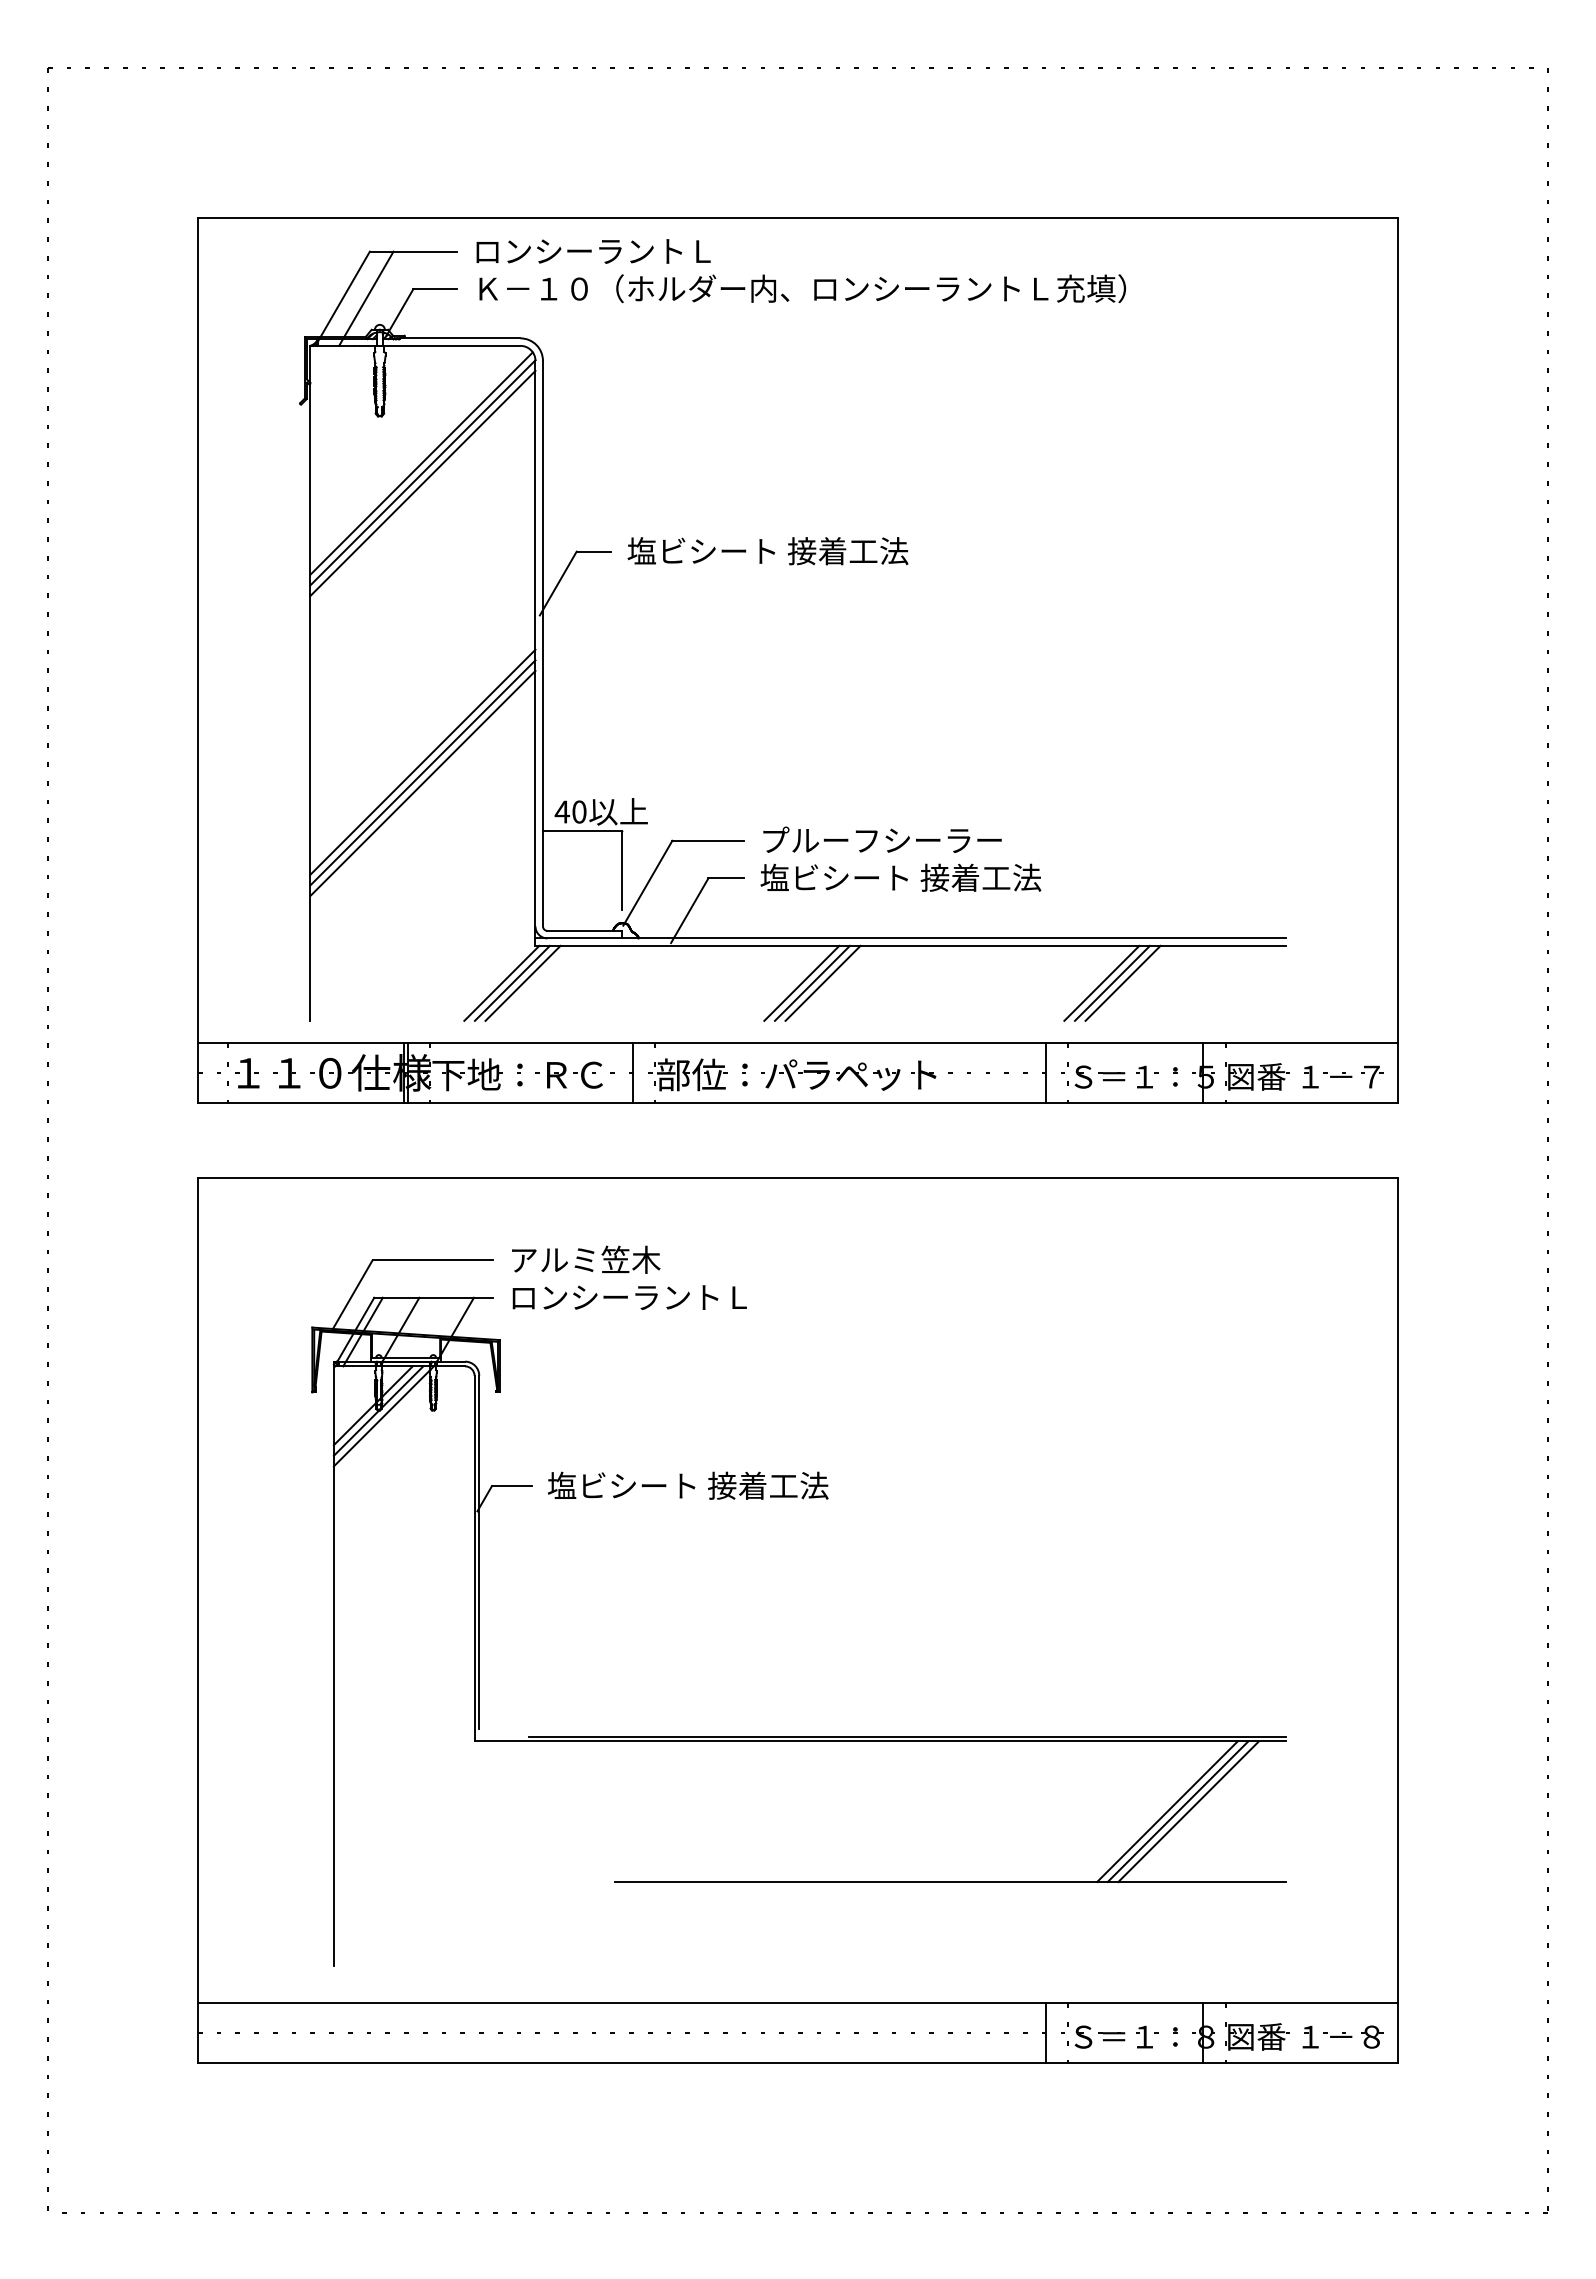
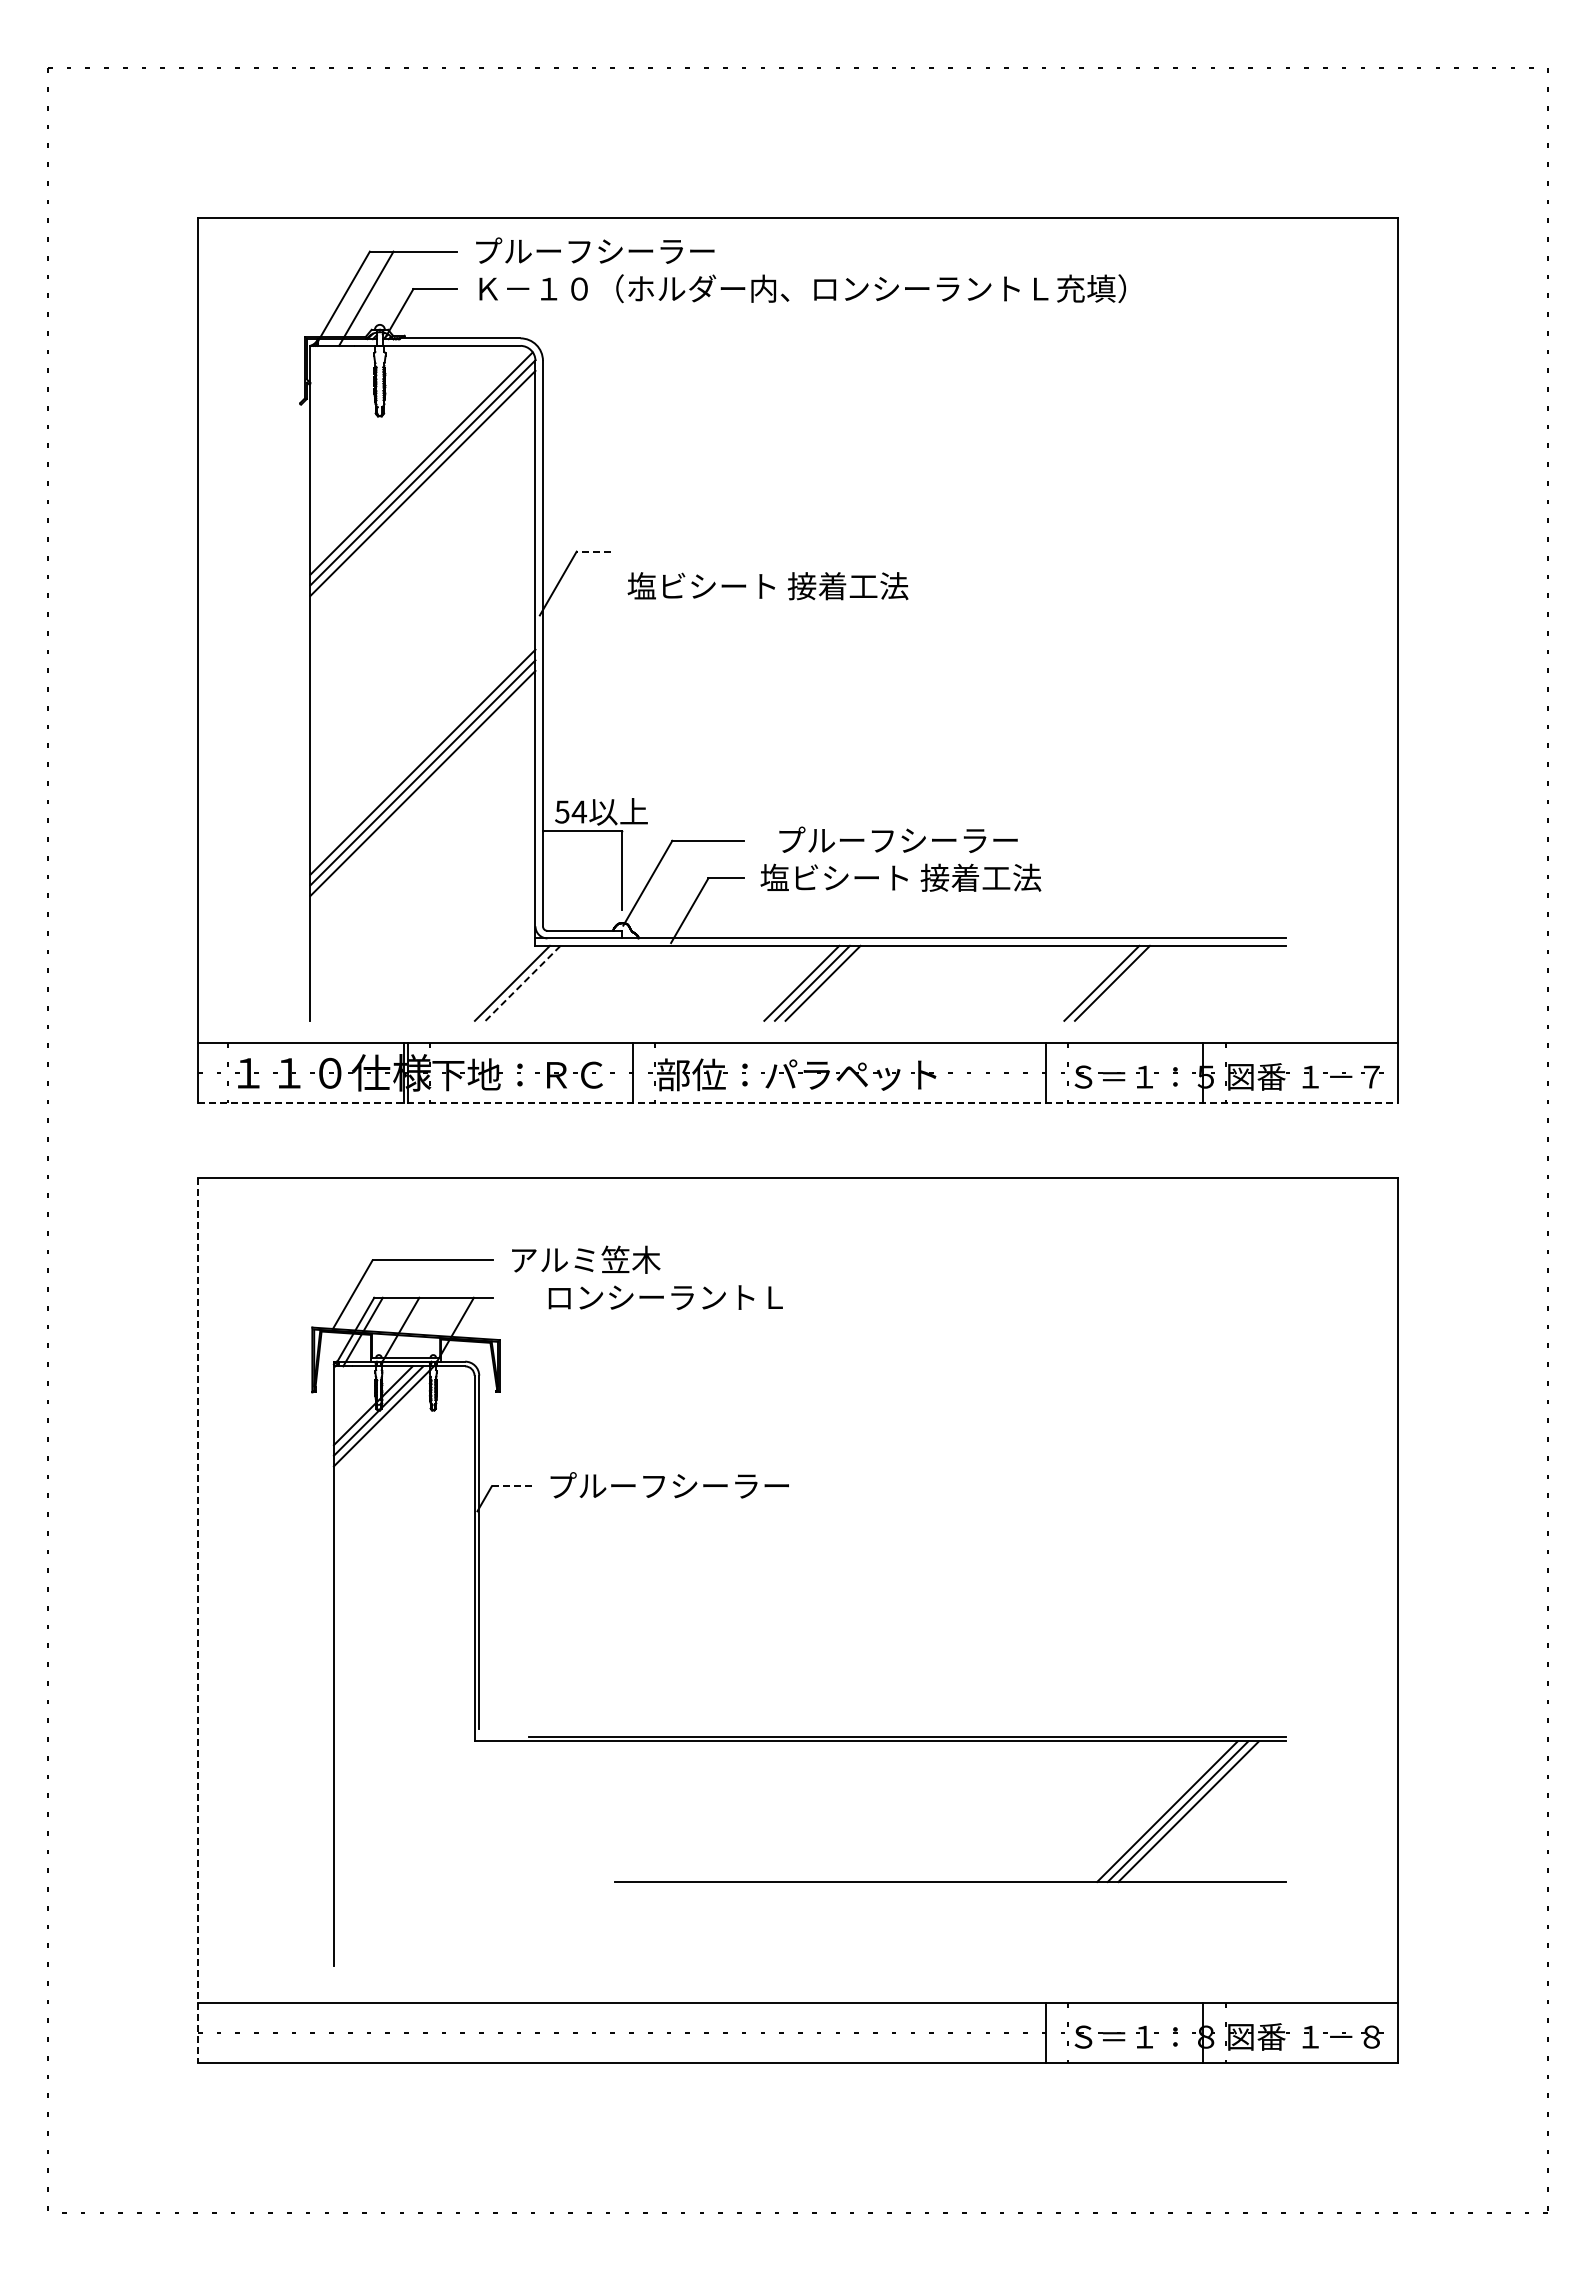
text: ロンシーラントＬ -> プルーフシーラー (595, 250)
line: solid -> dashed (593, 551)
text position: (767, 551) -> (767, 586) (767, 586)
text: 40 -> 54 (570, 811)
text position: (882, 839) -> (898, 839) (898, 839)
line: present -> none (501, 982)
line: present -> none (1122, 982)
line: solid -> dashed (523, 983)
line: solid -> dashed (798, 1103)
text position: (629, 1297) -> (665, 1297) (665, 1297)
text: 塩ビシート 接着工法 -> プルーフシーラー (687, 1485)
line: solid -> dashed (511, 1486)
line: solid -> dashed (197, 1620)
